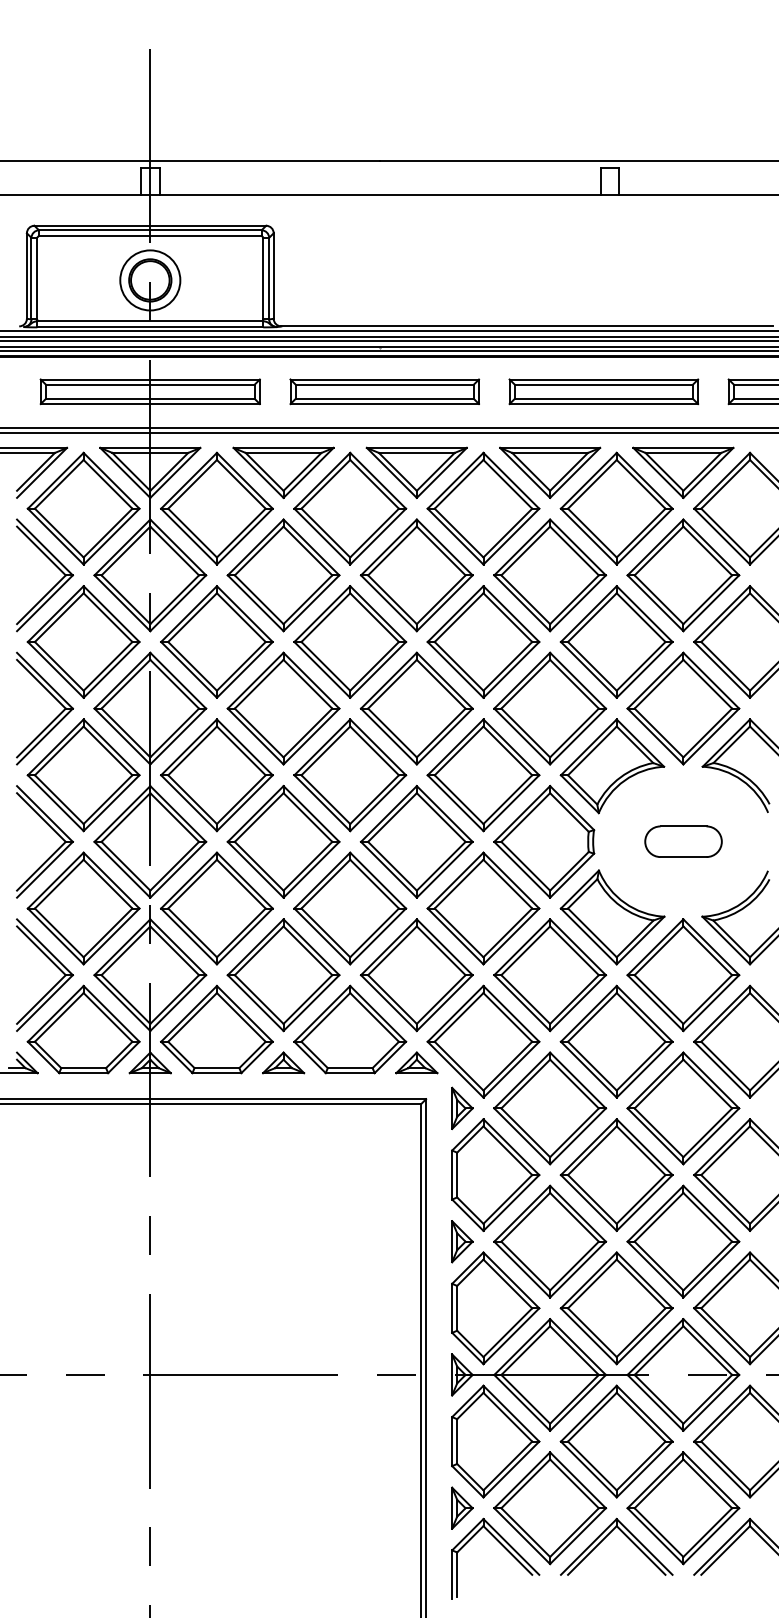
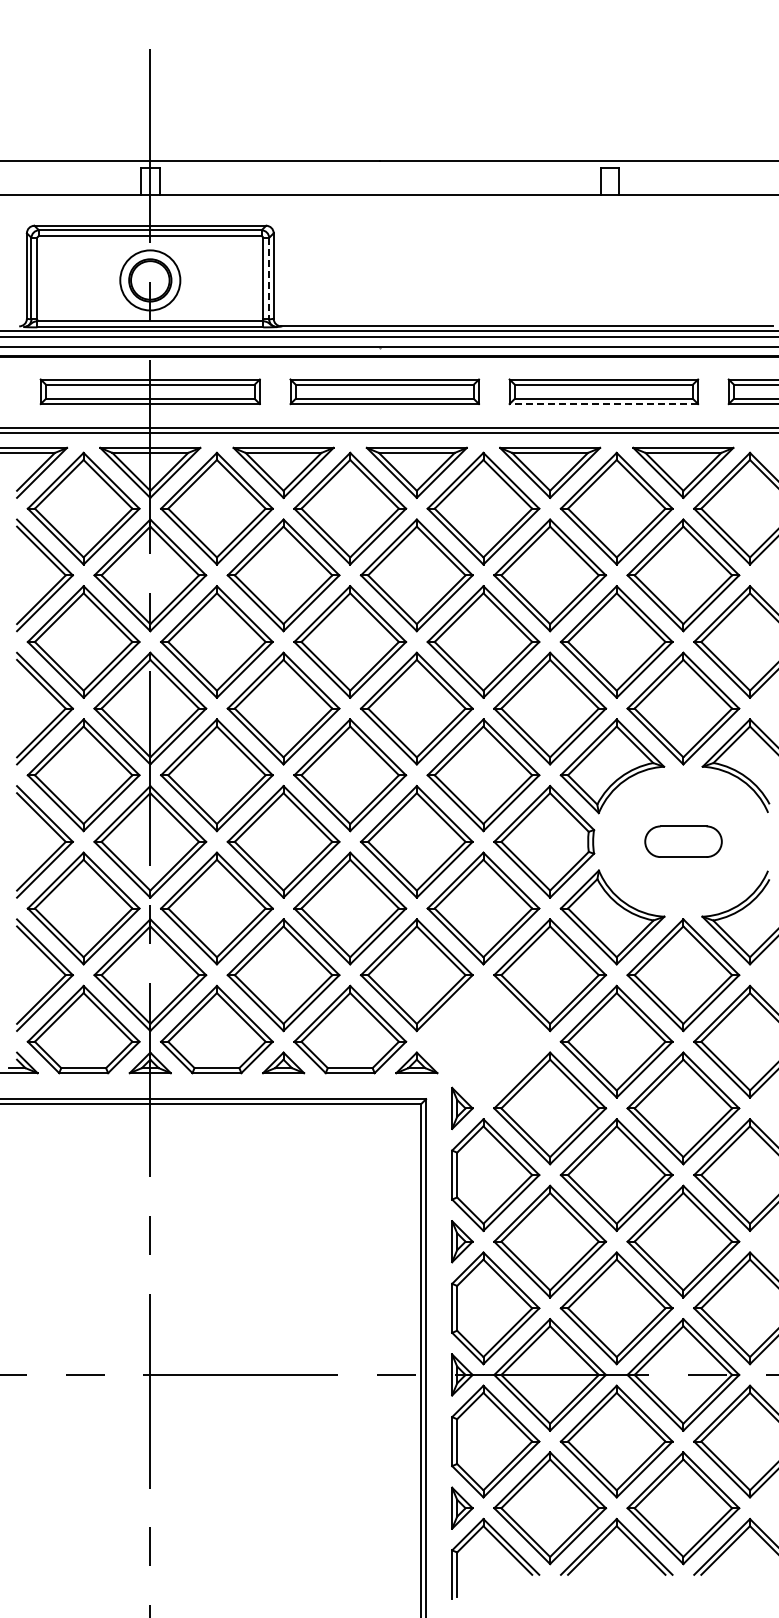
line: solid -> dashed (269, 278)
line: present -> none (388, 340)
line: present -> none (388, 351)
line: solid -> dashed (603, 404)
part: present -> none (483, 1041)
